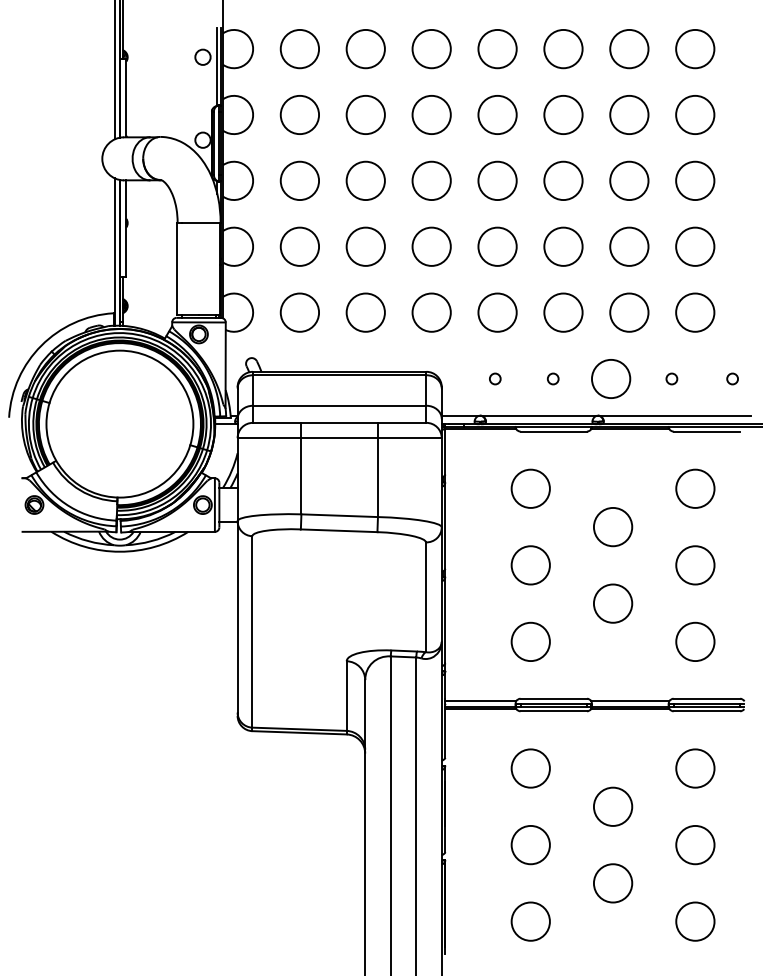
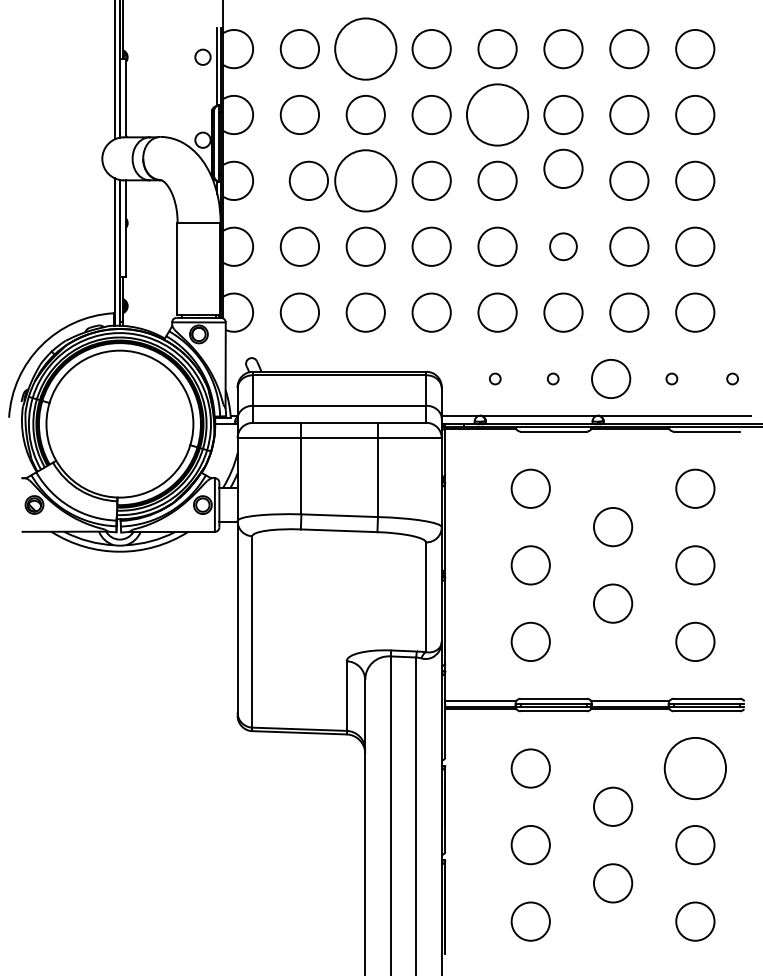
circle diameter: 38 px -> 61 px (365, 48)
circle diameter: 38 px -> 61 px (497, 114)
circle position: (299, 180) -> (308, 180) (308, 180)
circle diameter: 38 px -> 61 px (365, 180)
circle position: (563, 180) -> (563, 168) (563, 168)
circle diameter: 38 px -> 27 px (563, 246)
circle diameter: 38 px -> 61 px (695, 768)
